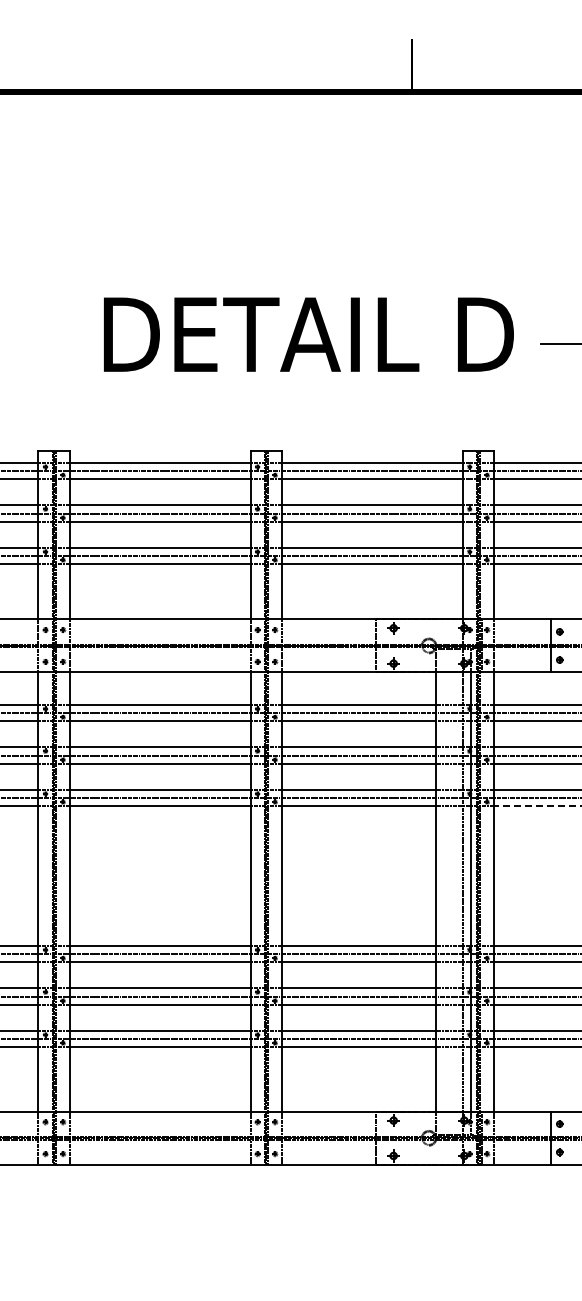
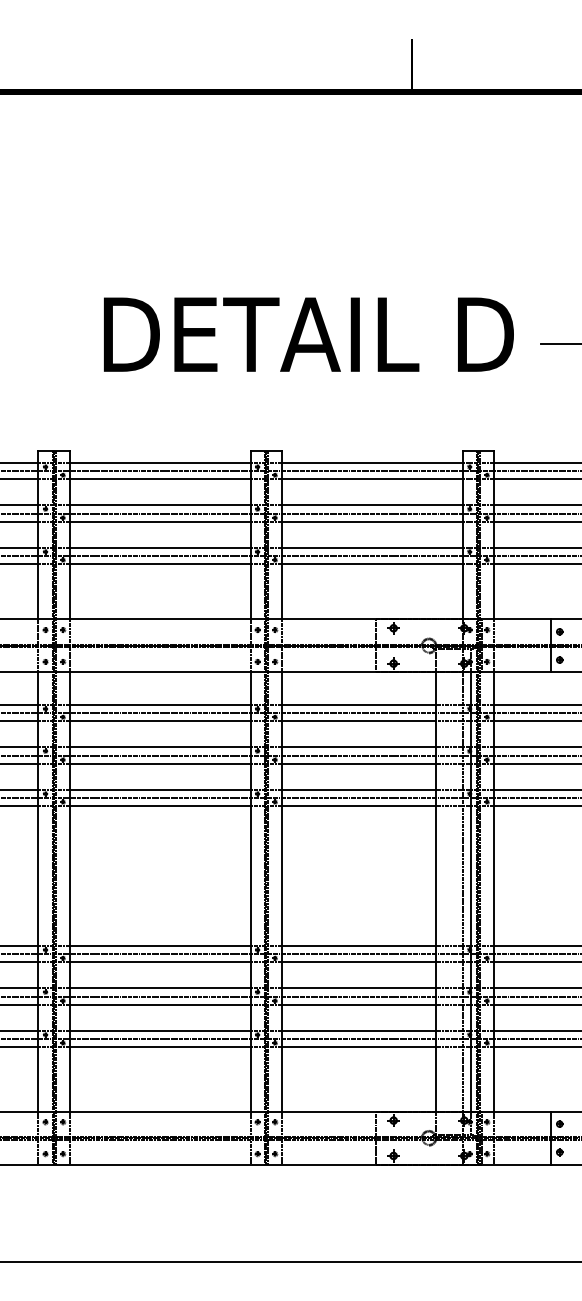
line: dashed -> solid (538, 806)
line: none -> present (290, 1261)
